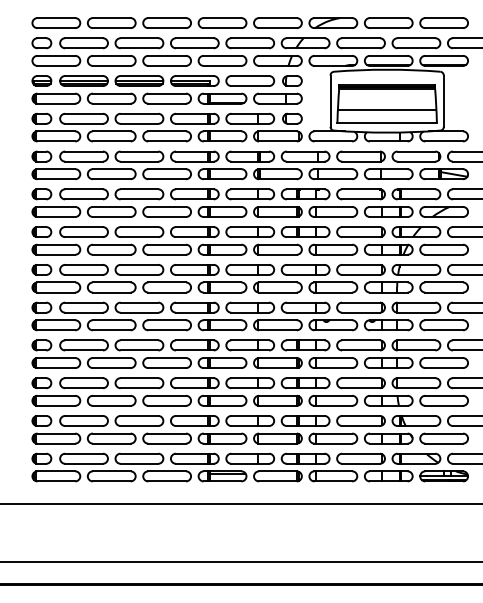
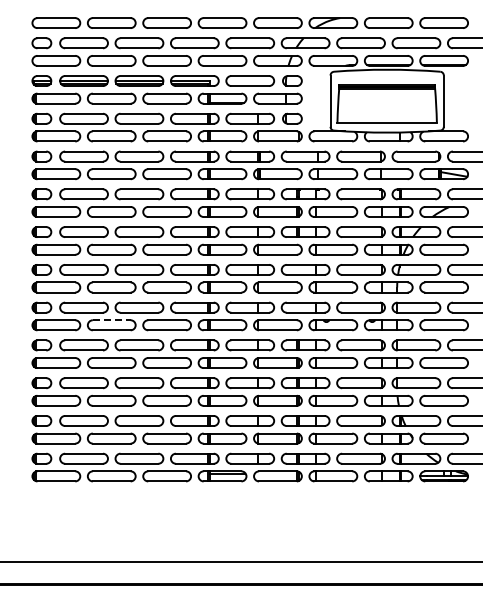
line: present -> none (386, 109)
line: solid -> dashed (111, 320)
line: present -> none (240, 504)
